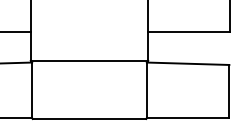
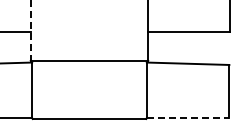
line: solid -> dashed (30, 31)
line: solid -> dashed (188, 117)
